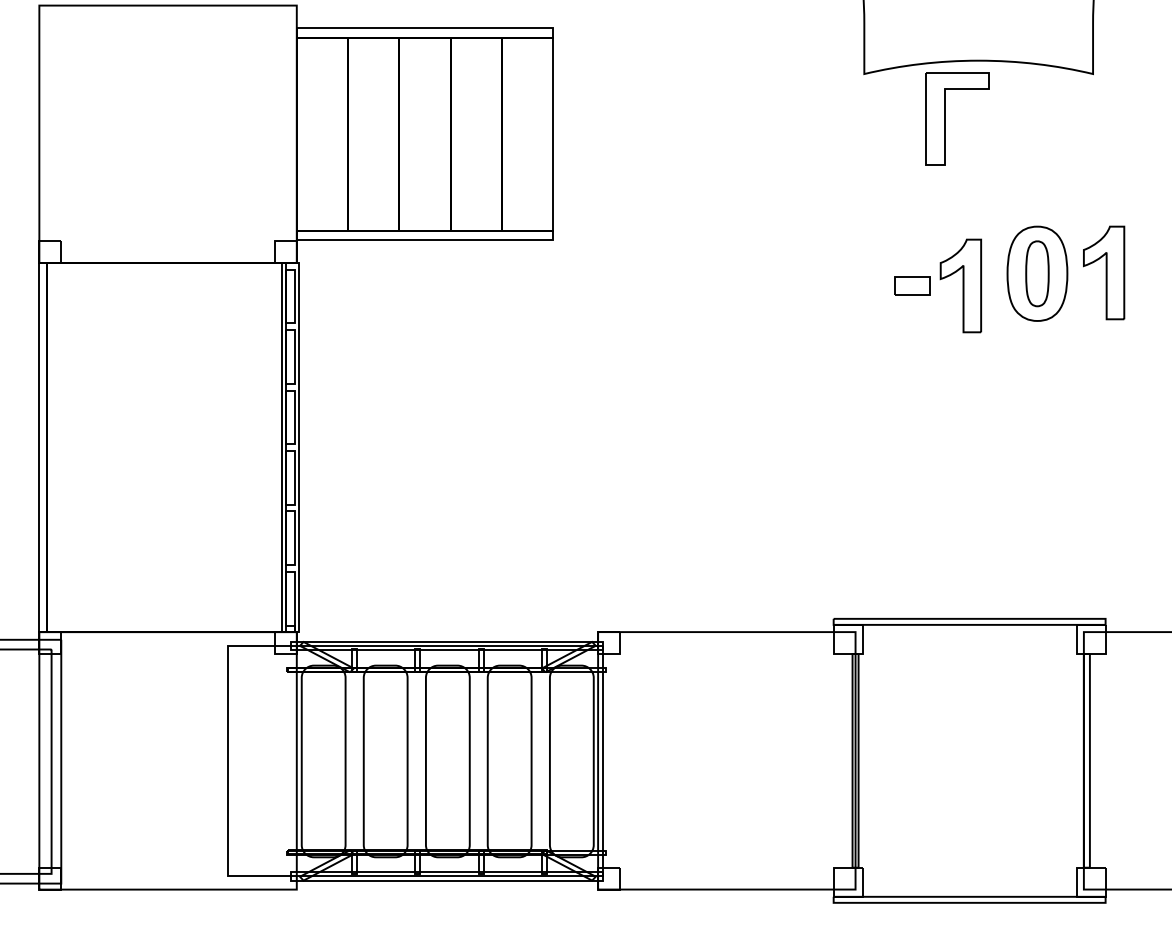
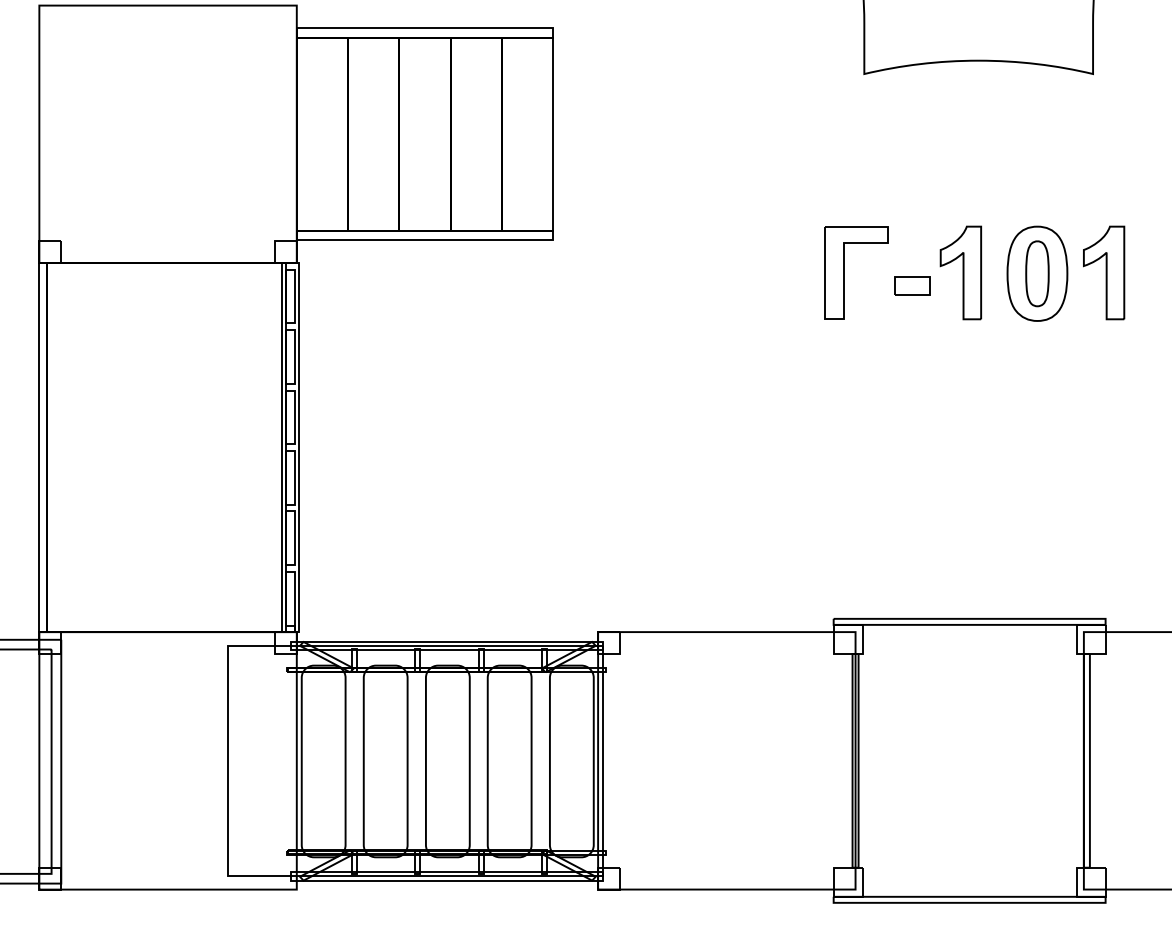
part position: (945, 118) -> (844, 272) (844, 272)
part position: (960, 285) -> (960, 272) (960, 272)
